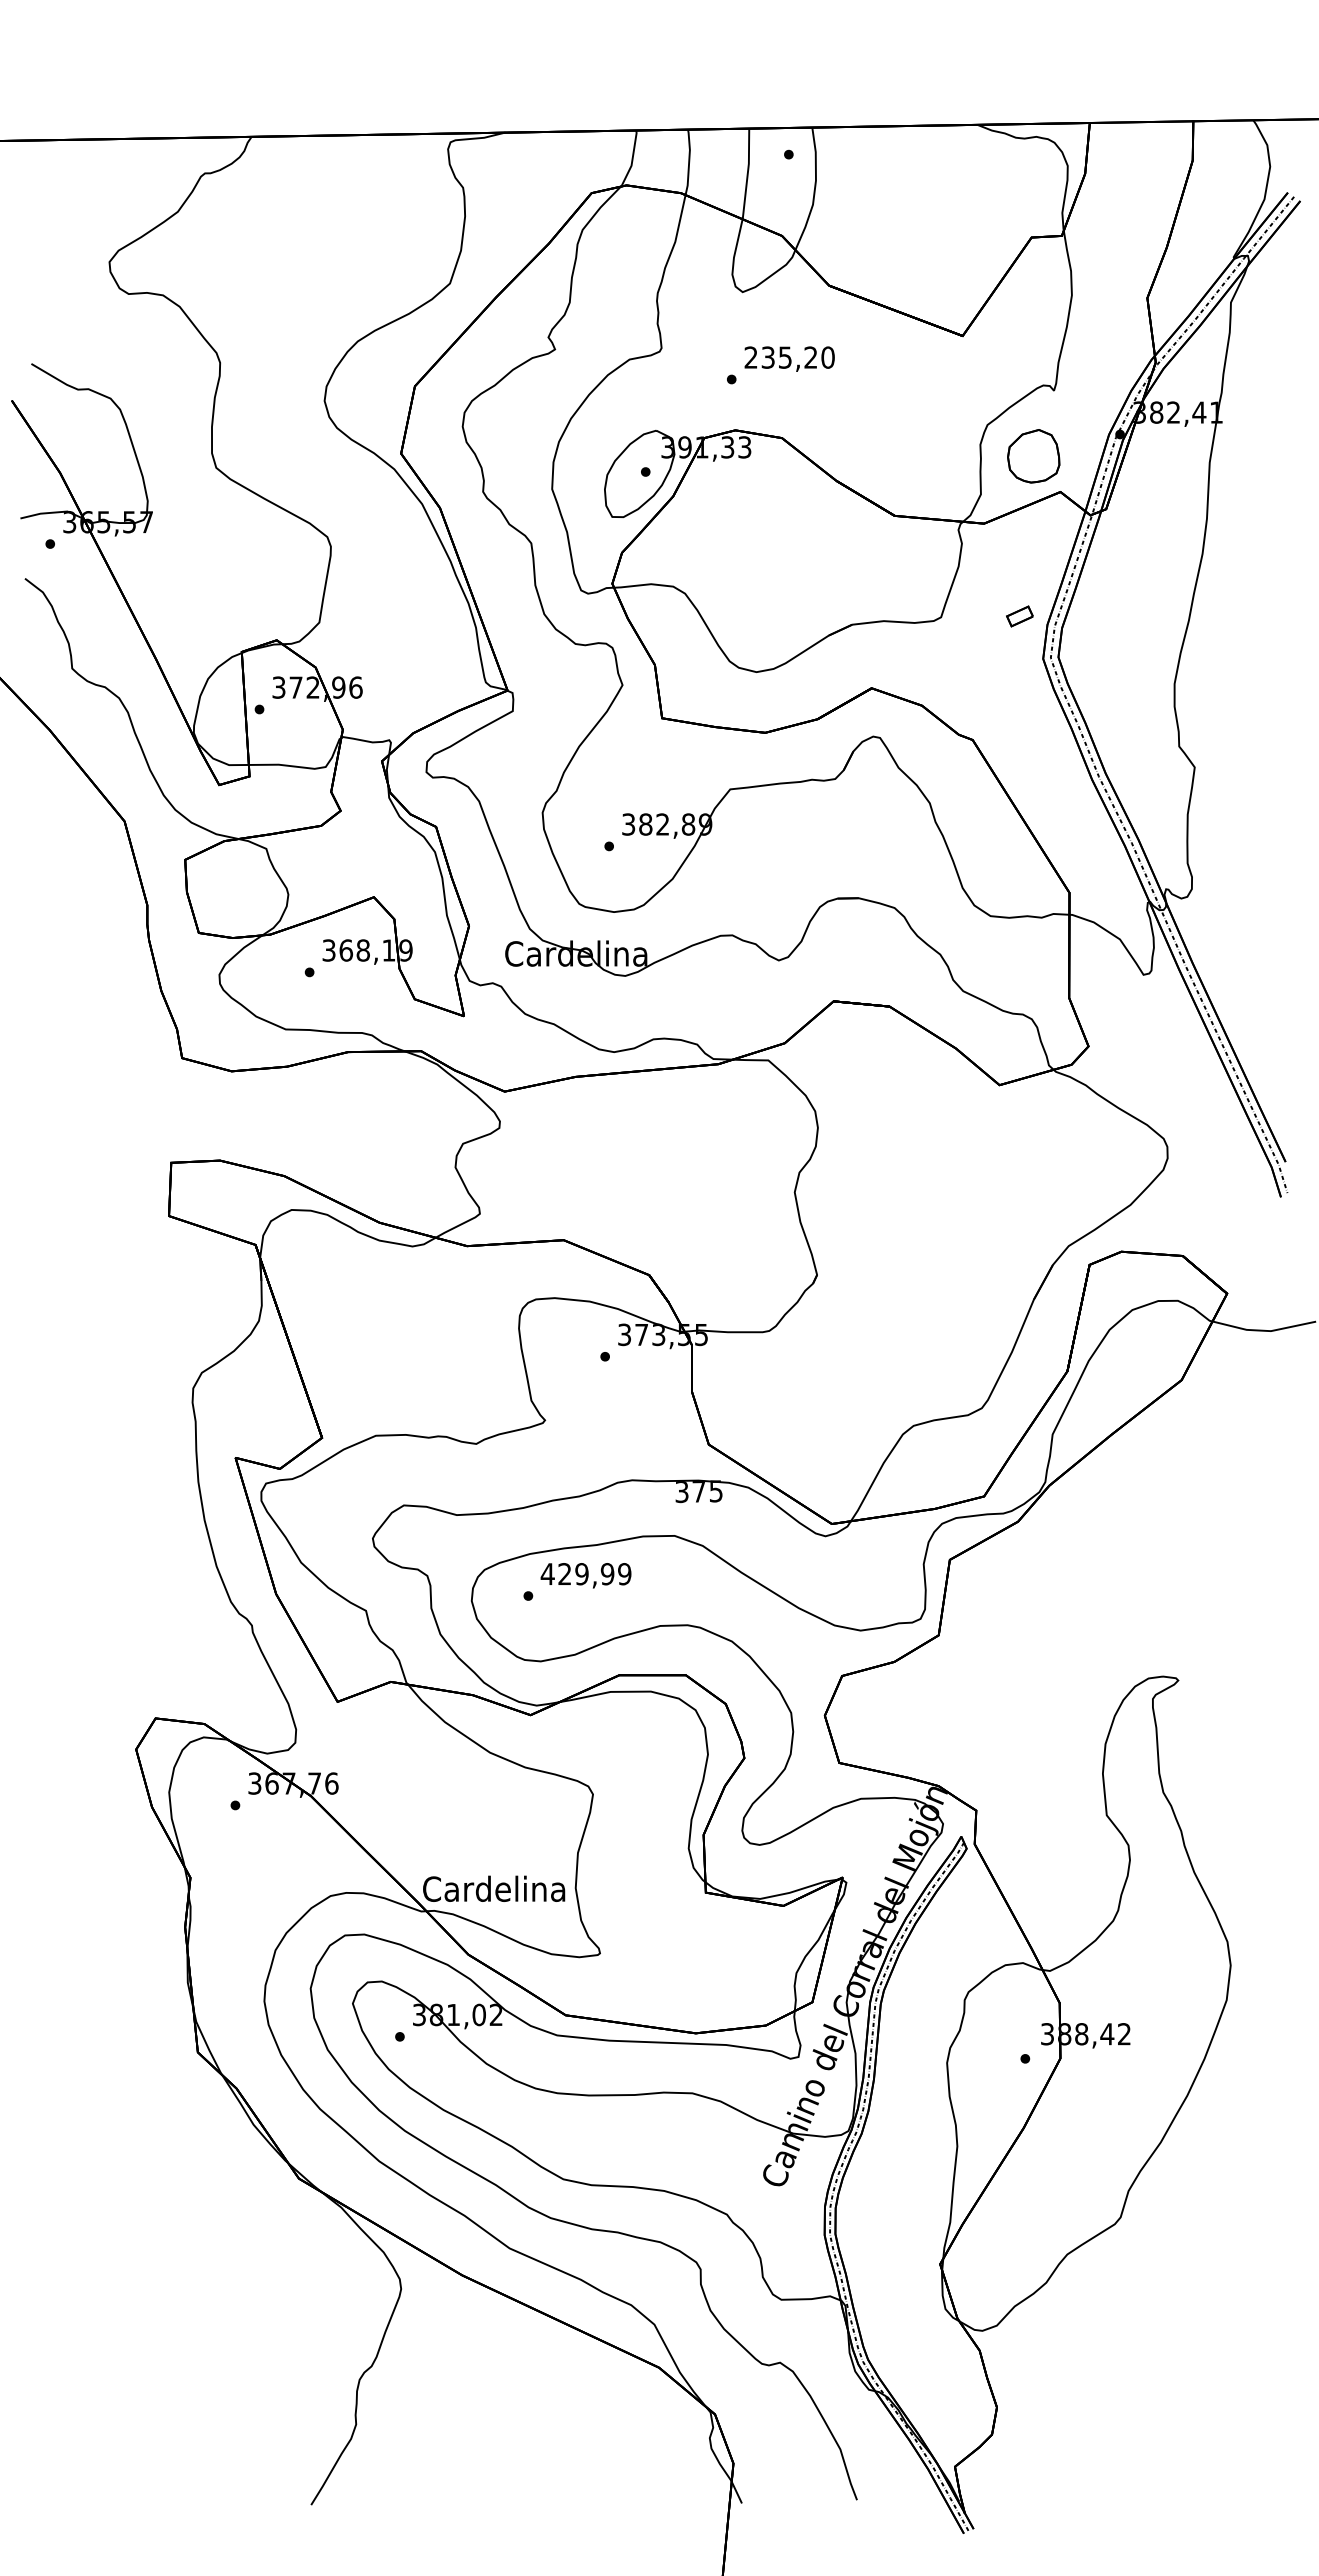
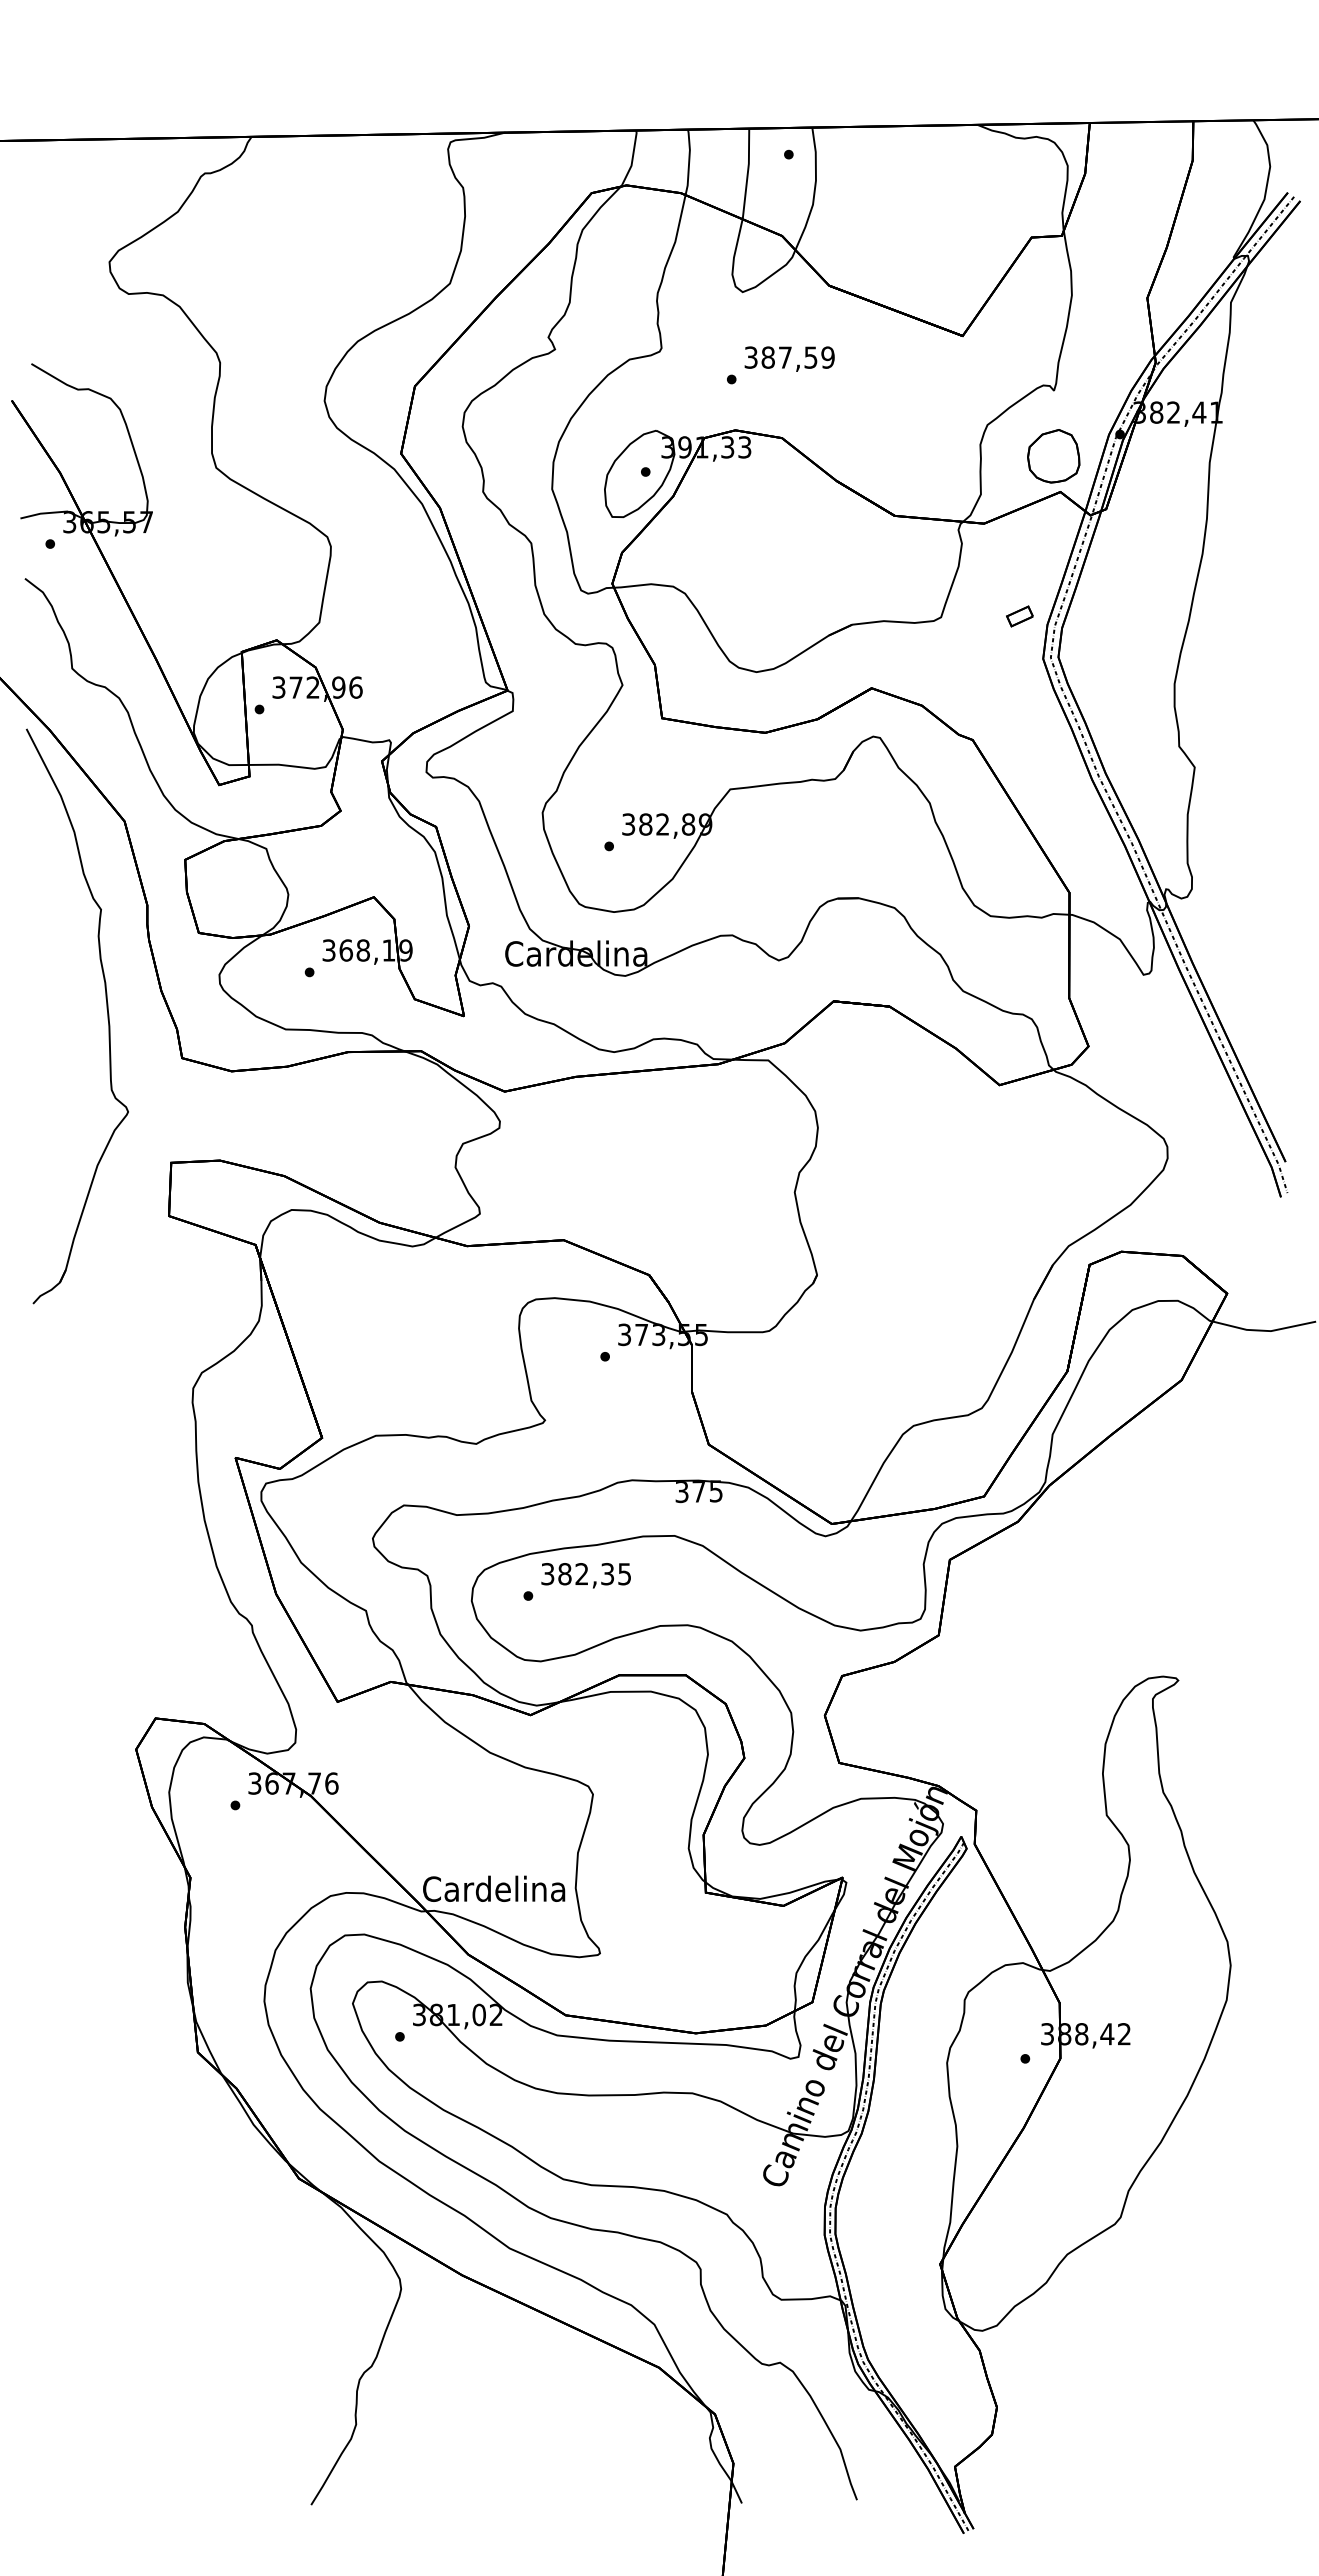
text: 235,20 -> 387,59 (789, 357)
part position: (1033, 456) -> (1053, 456) (1053, 456)
part: none -> present (106, 1009)
text: 429,99 -> 382,35 (585, 1574)
